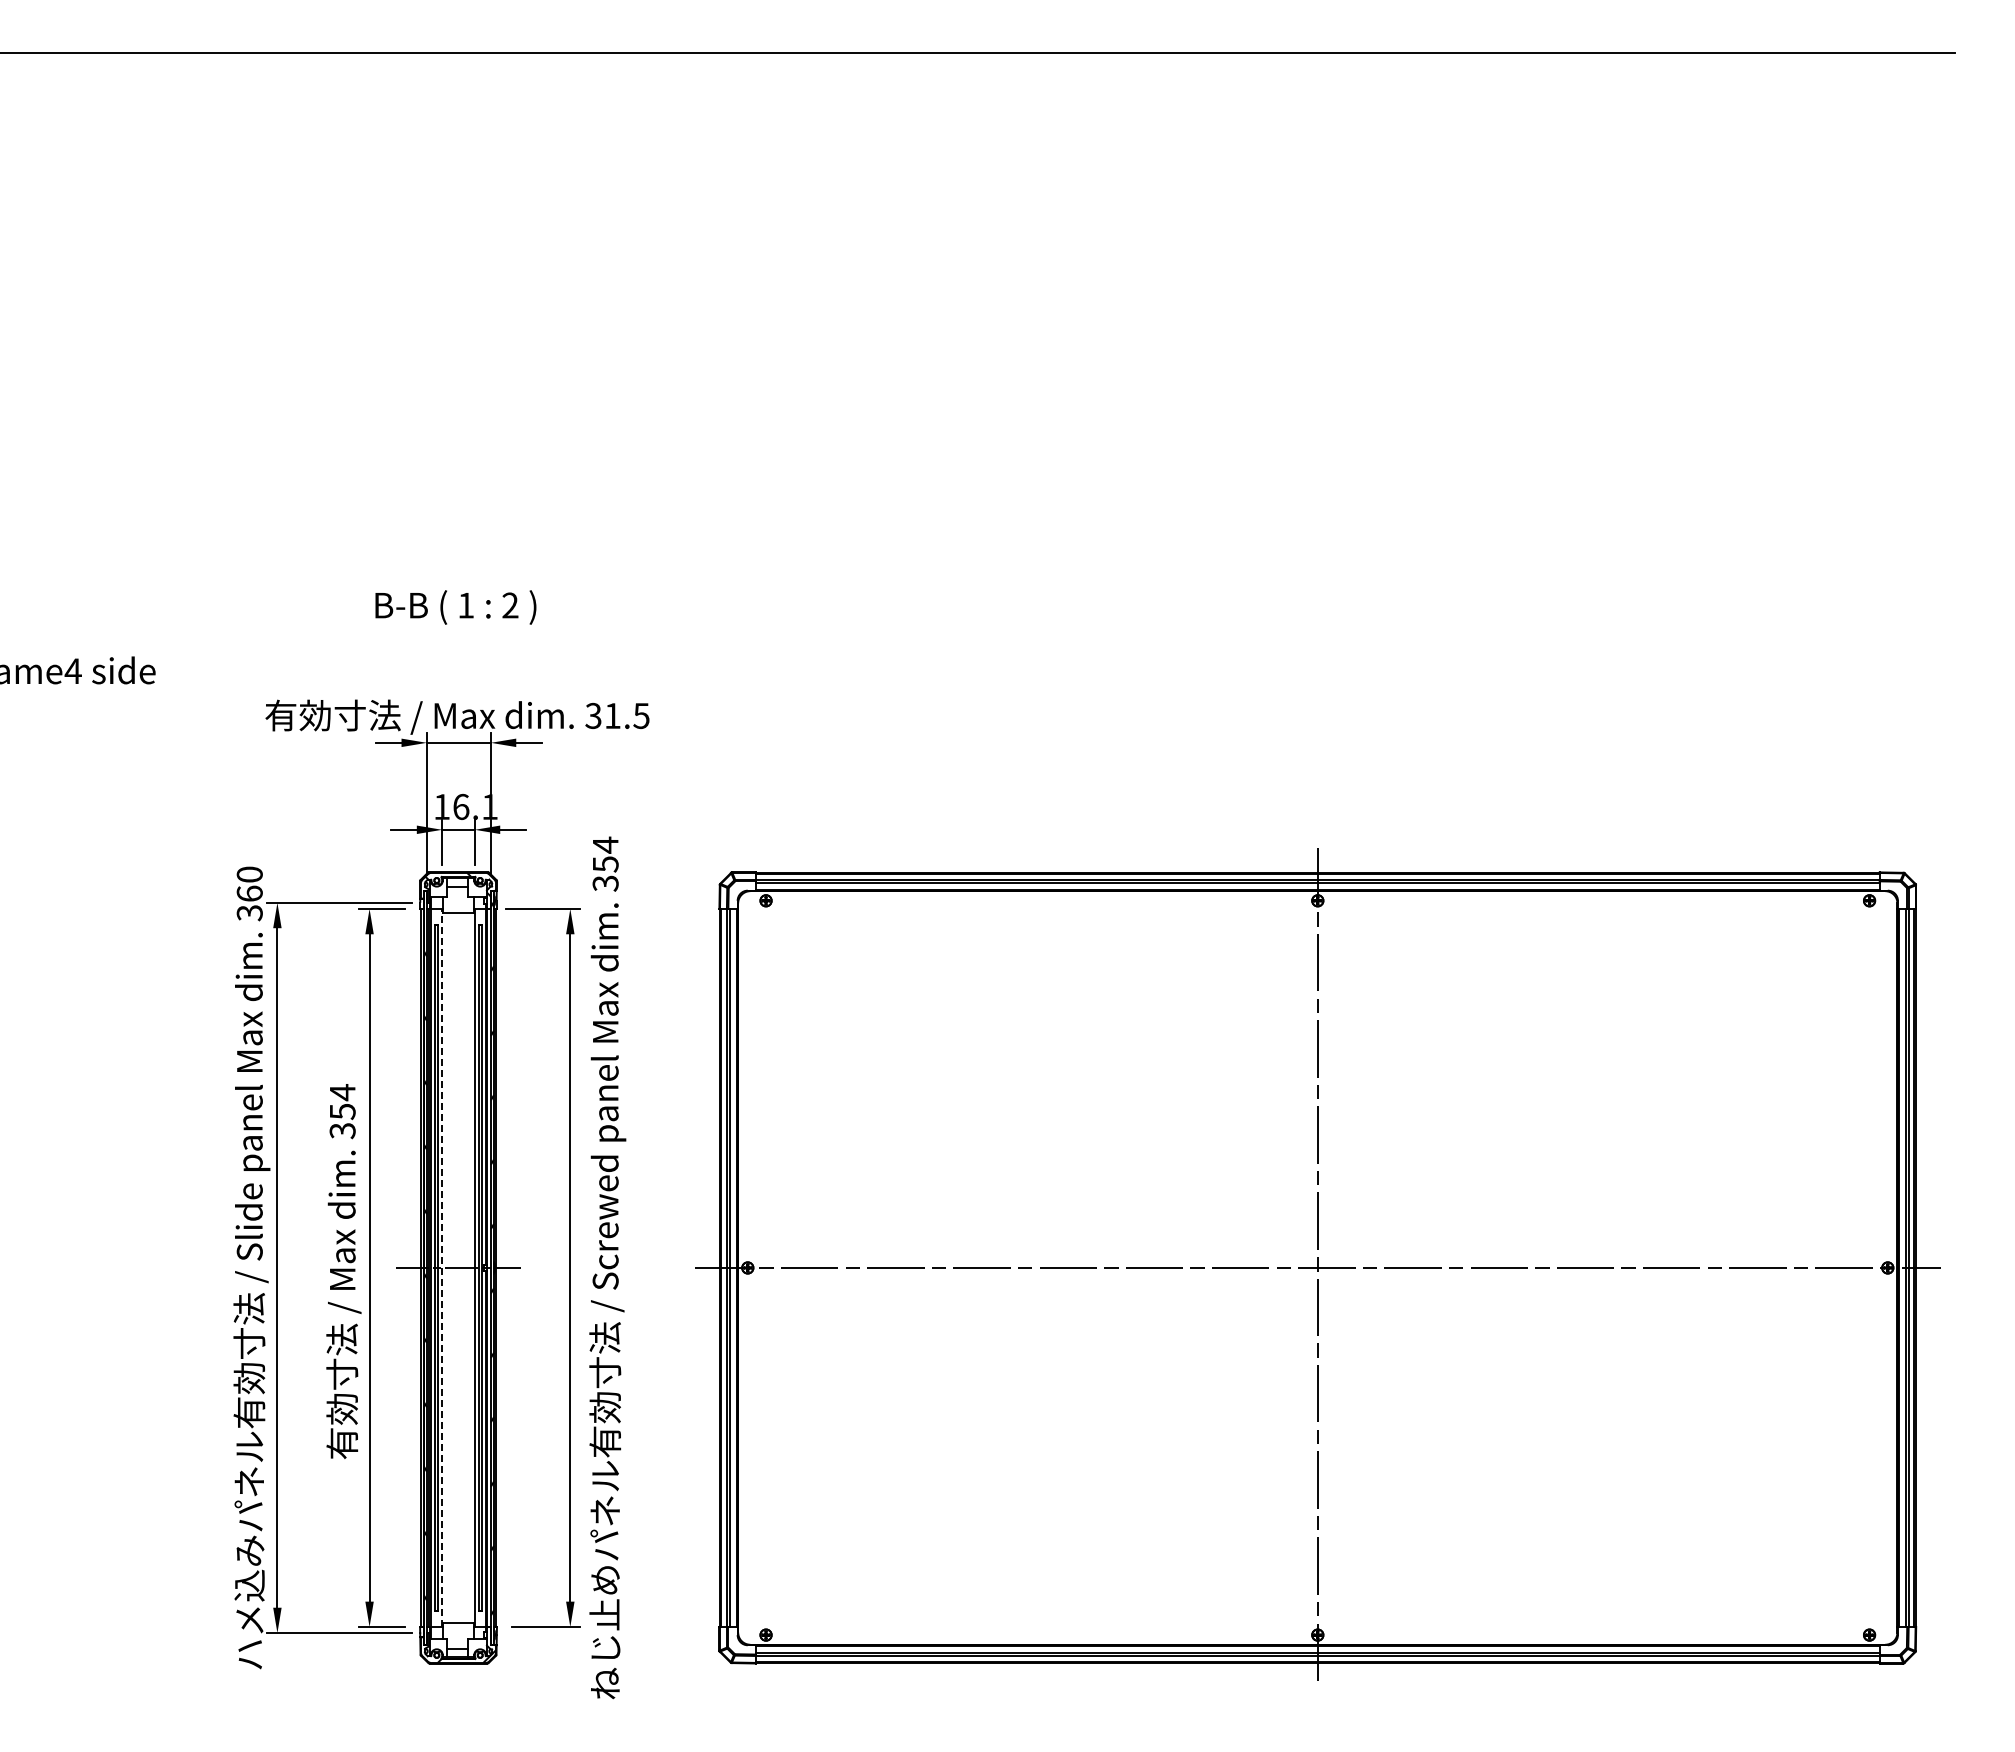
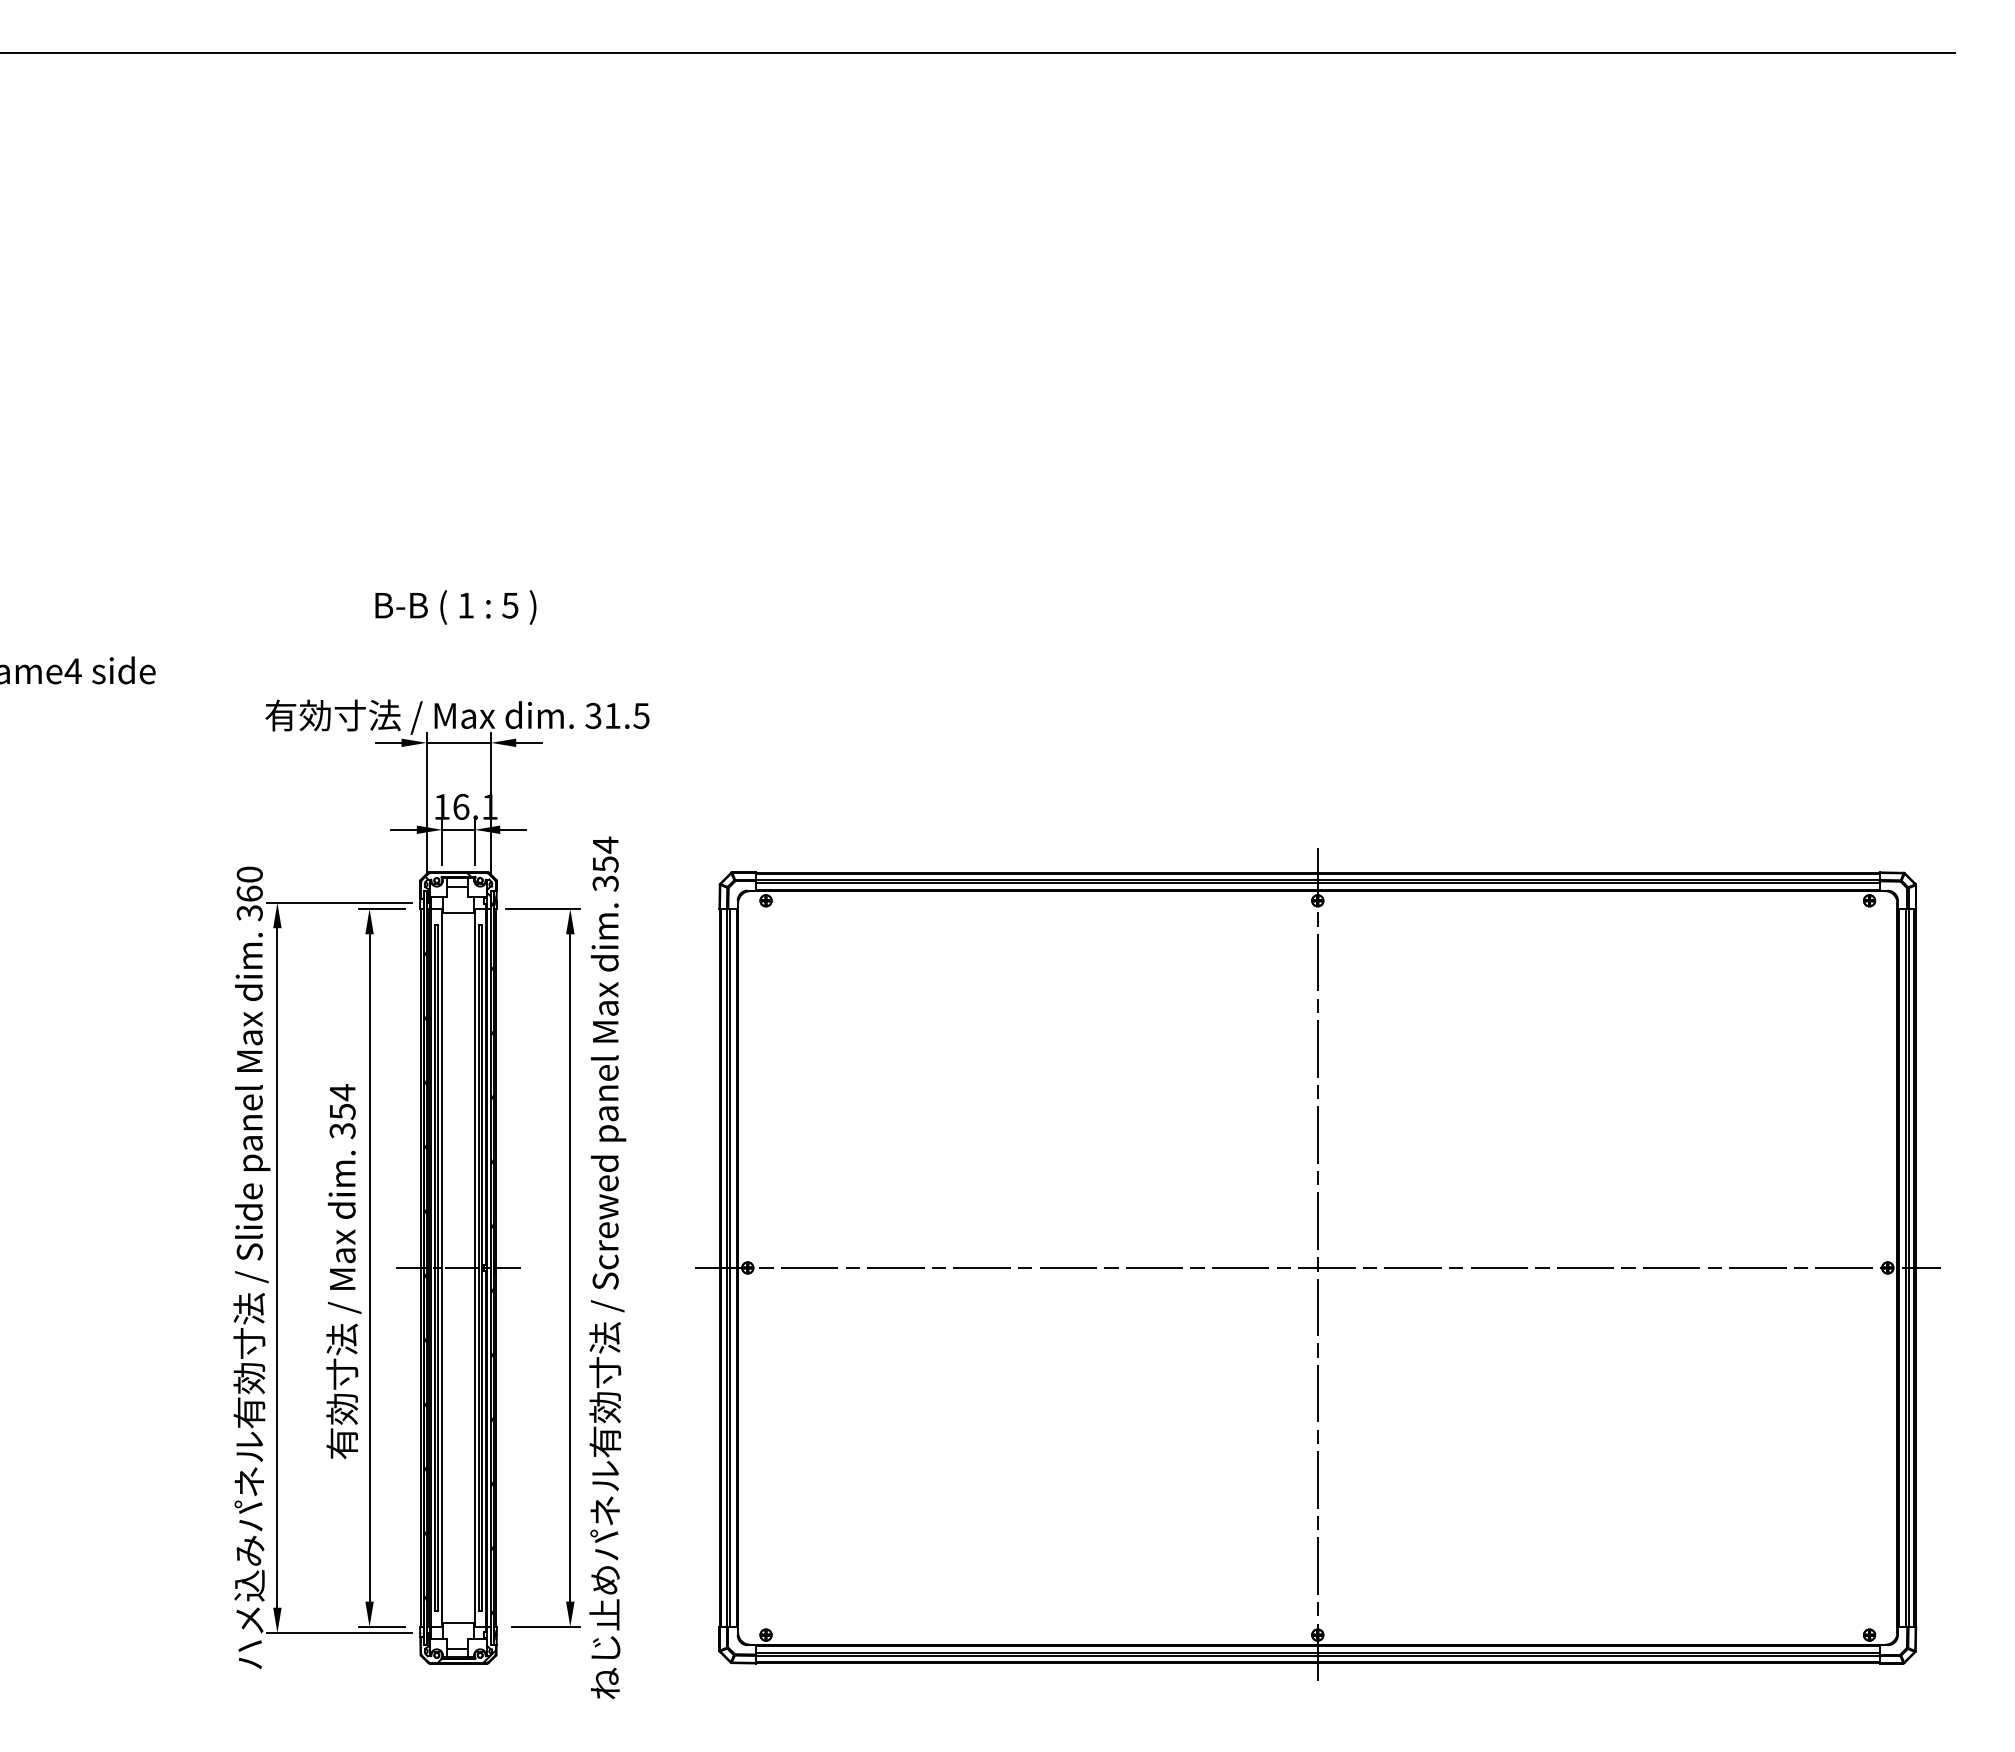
text: 2 -> 5 (510, 605)
line: dashed -> solid (442, 1267)
